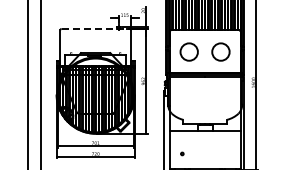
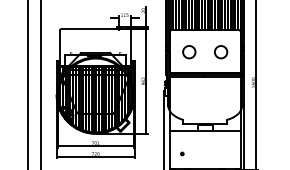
line: dashed -> solid (96, 28)
circle size: 20x20 px -> 15x15 px (189, 52)
circle size: 20x20 px -> 15x15 px (221, 52)
